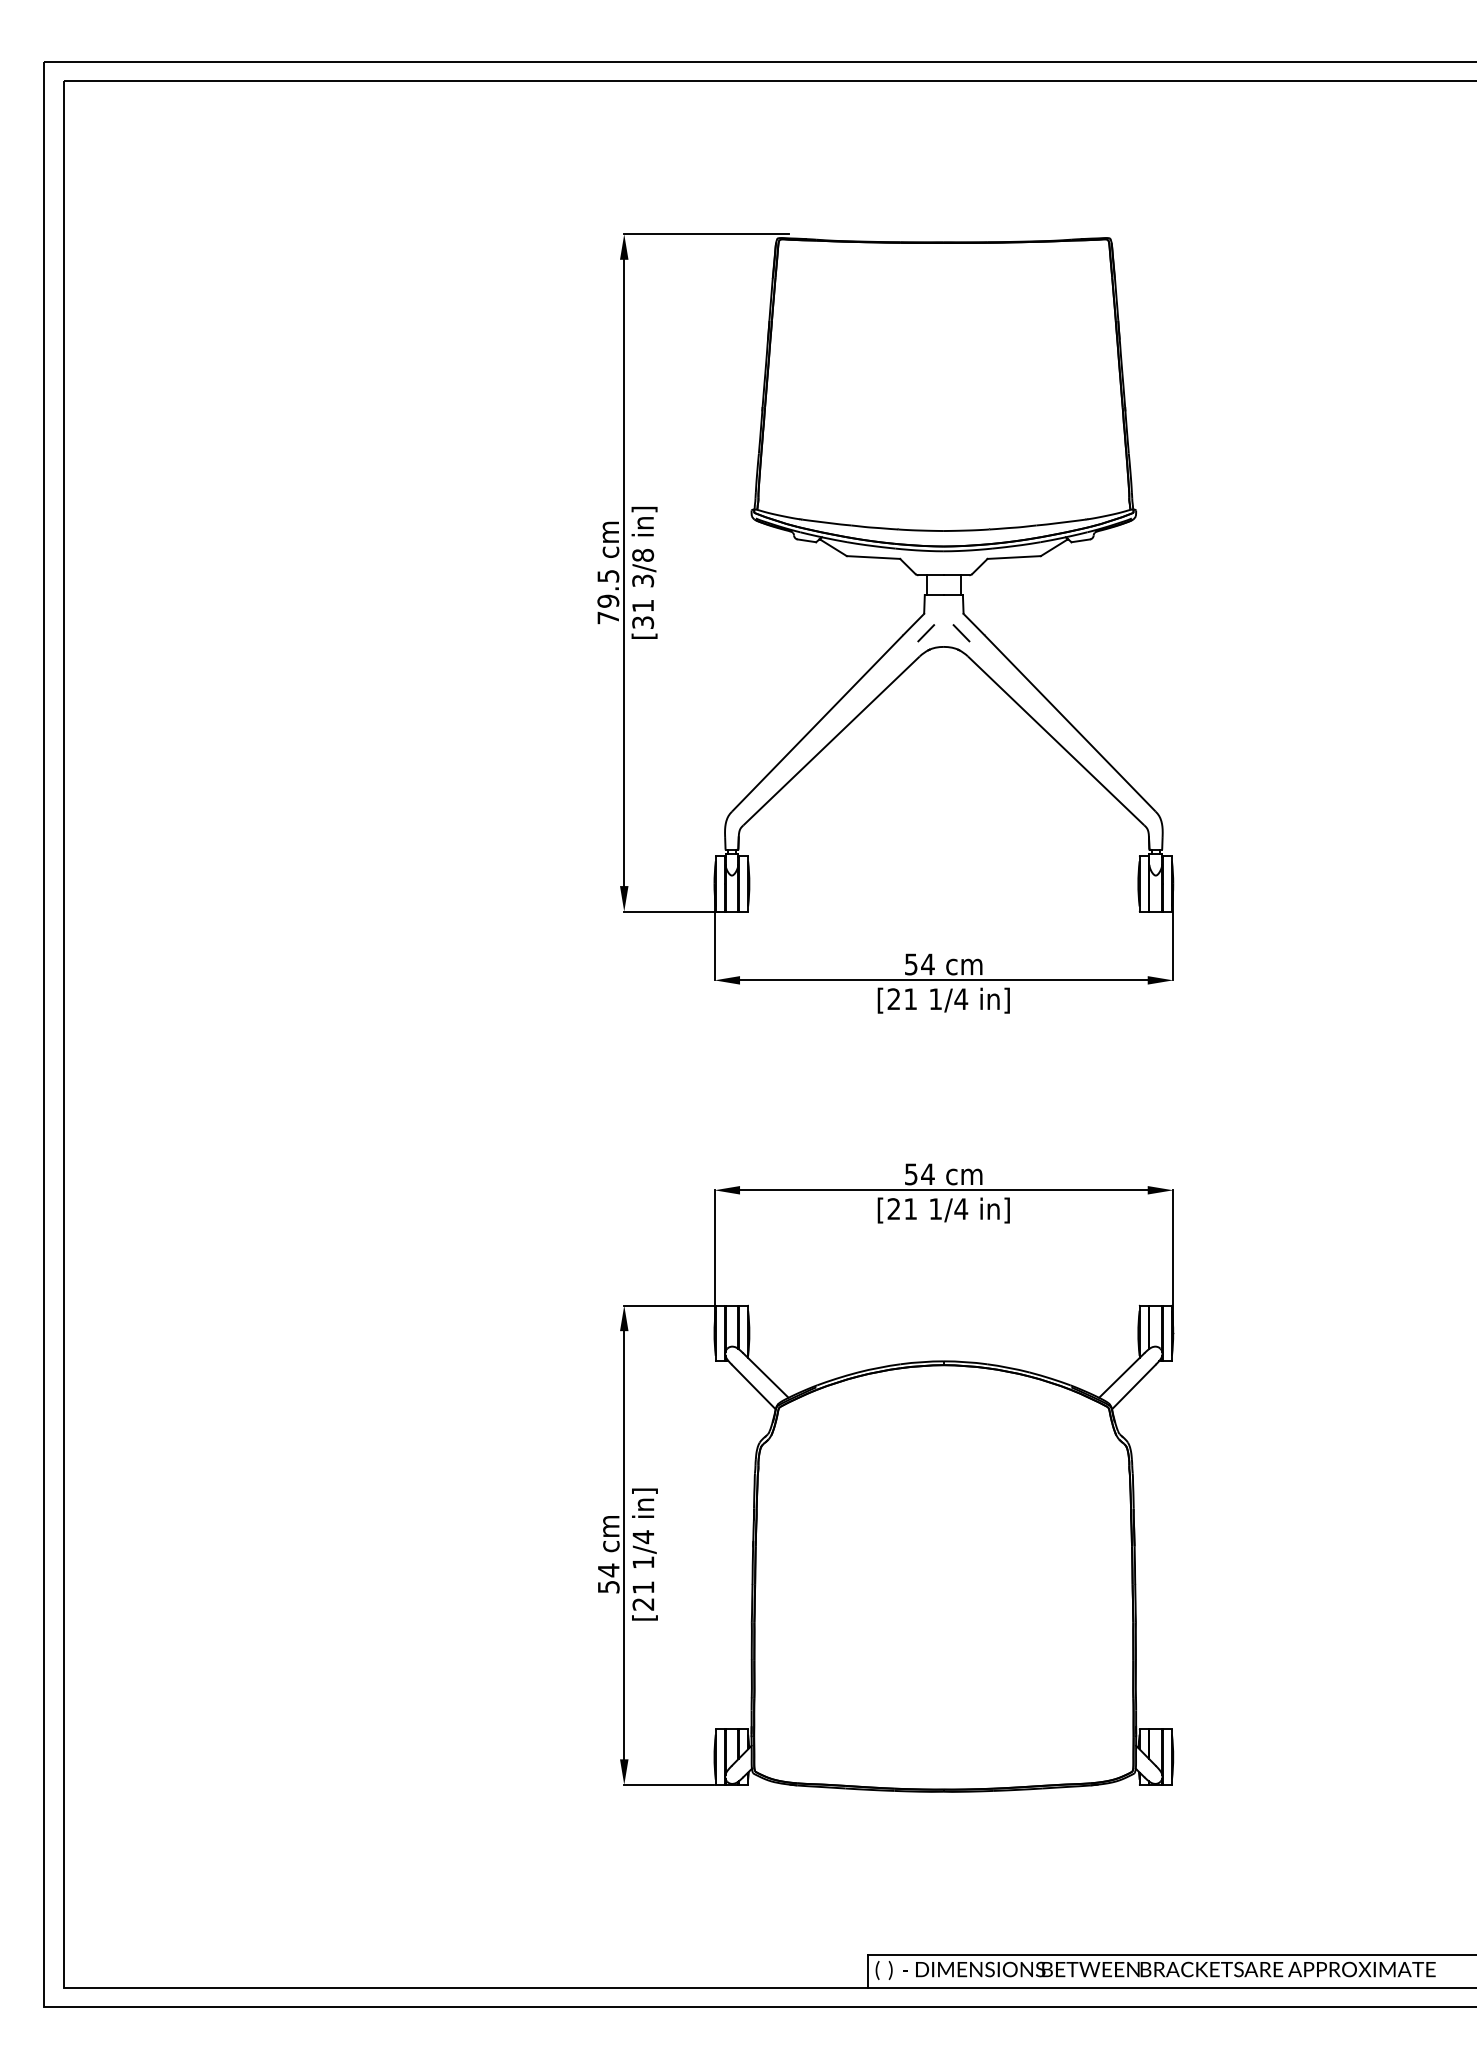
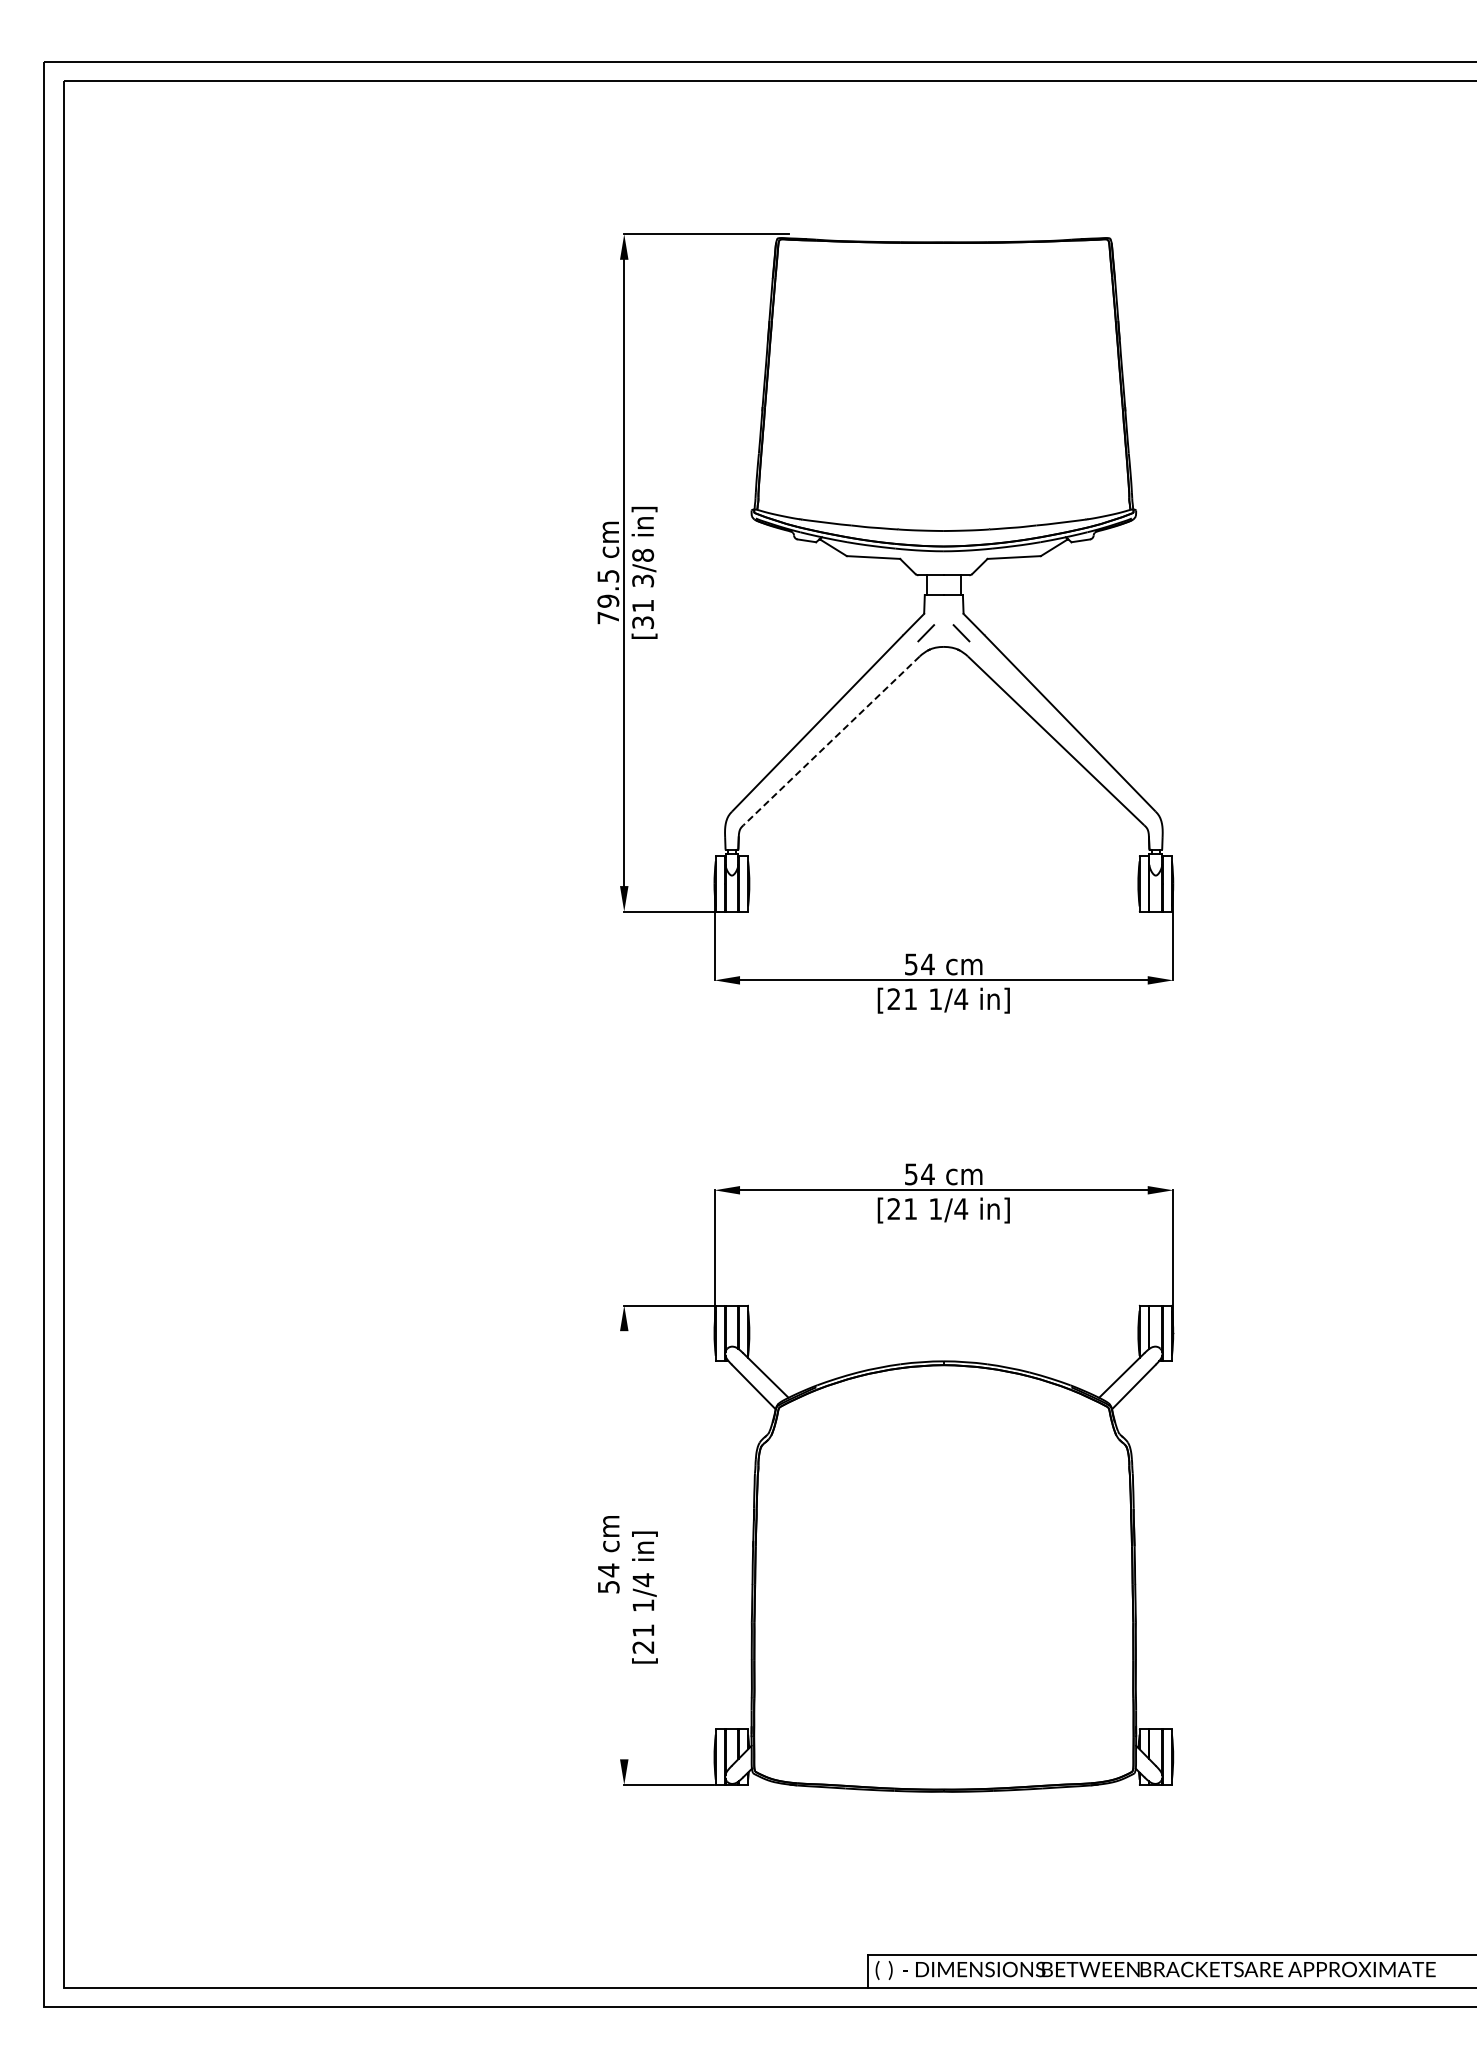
line: solid -> dashed (831, 741)
line: present -> none (624, 1545)
text position: (644, 1554) -> (644, 1597) (644, 1597)
